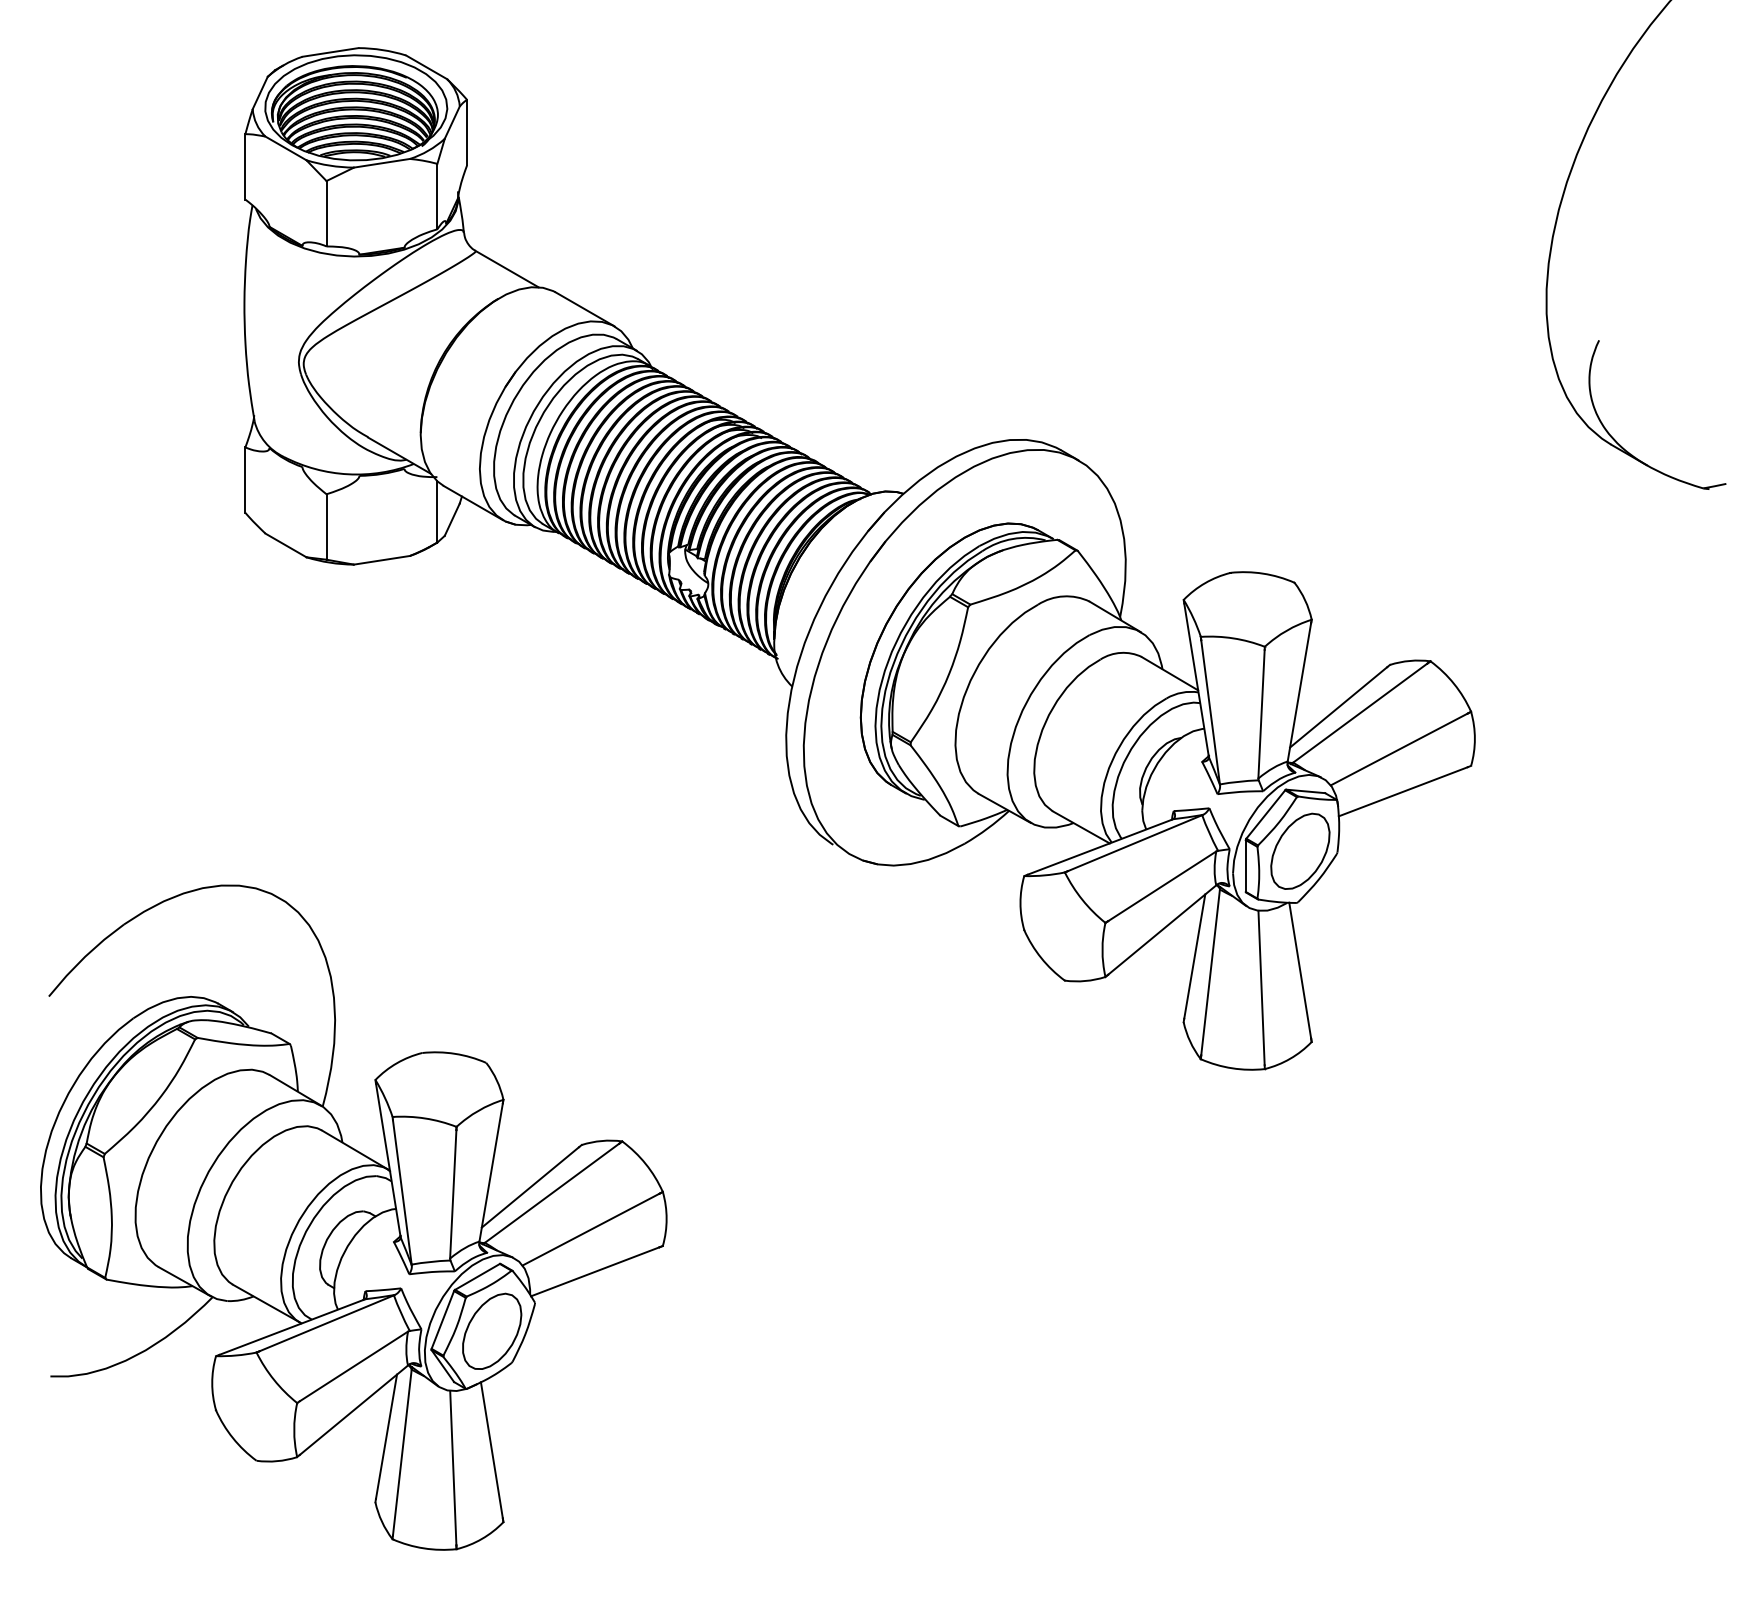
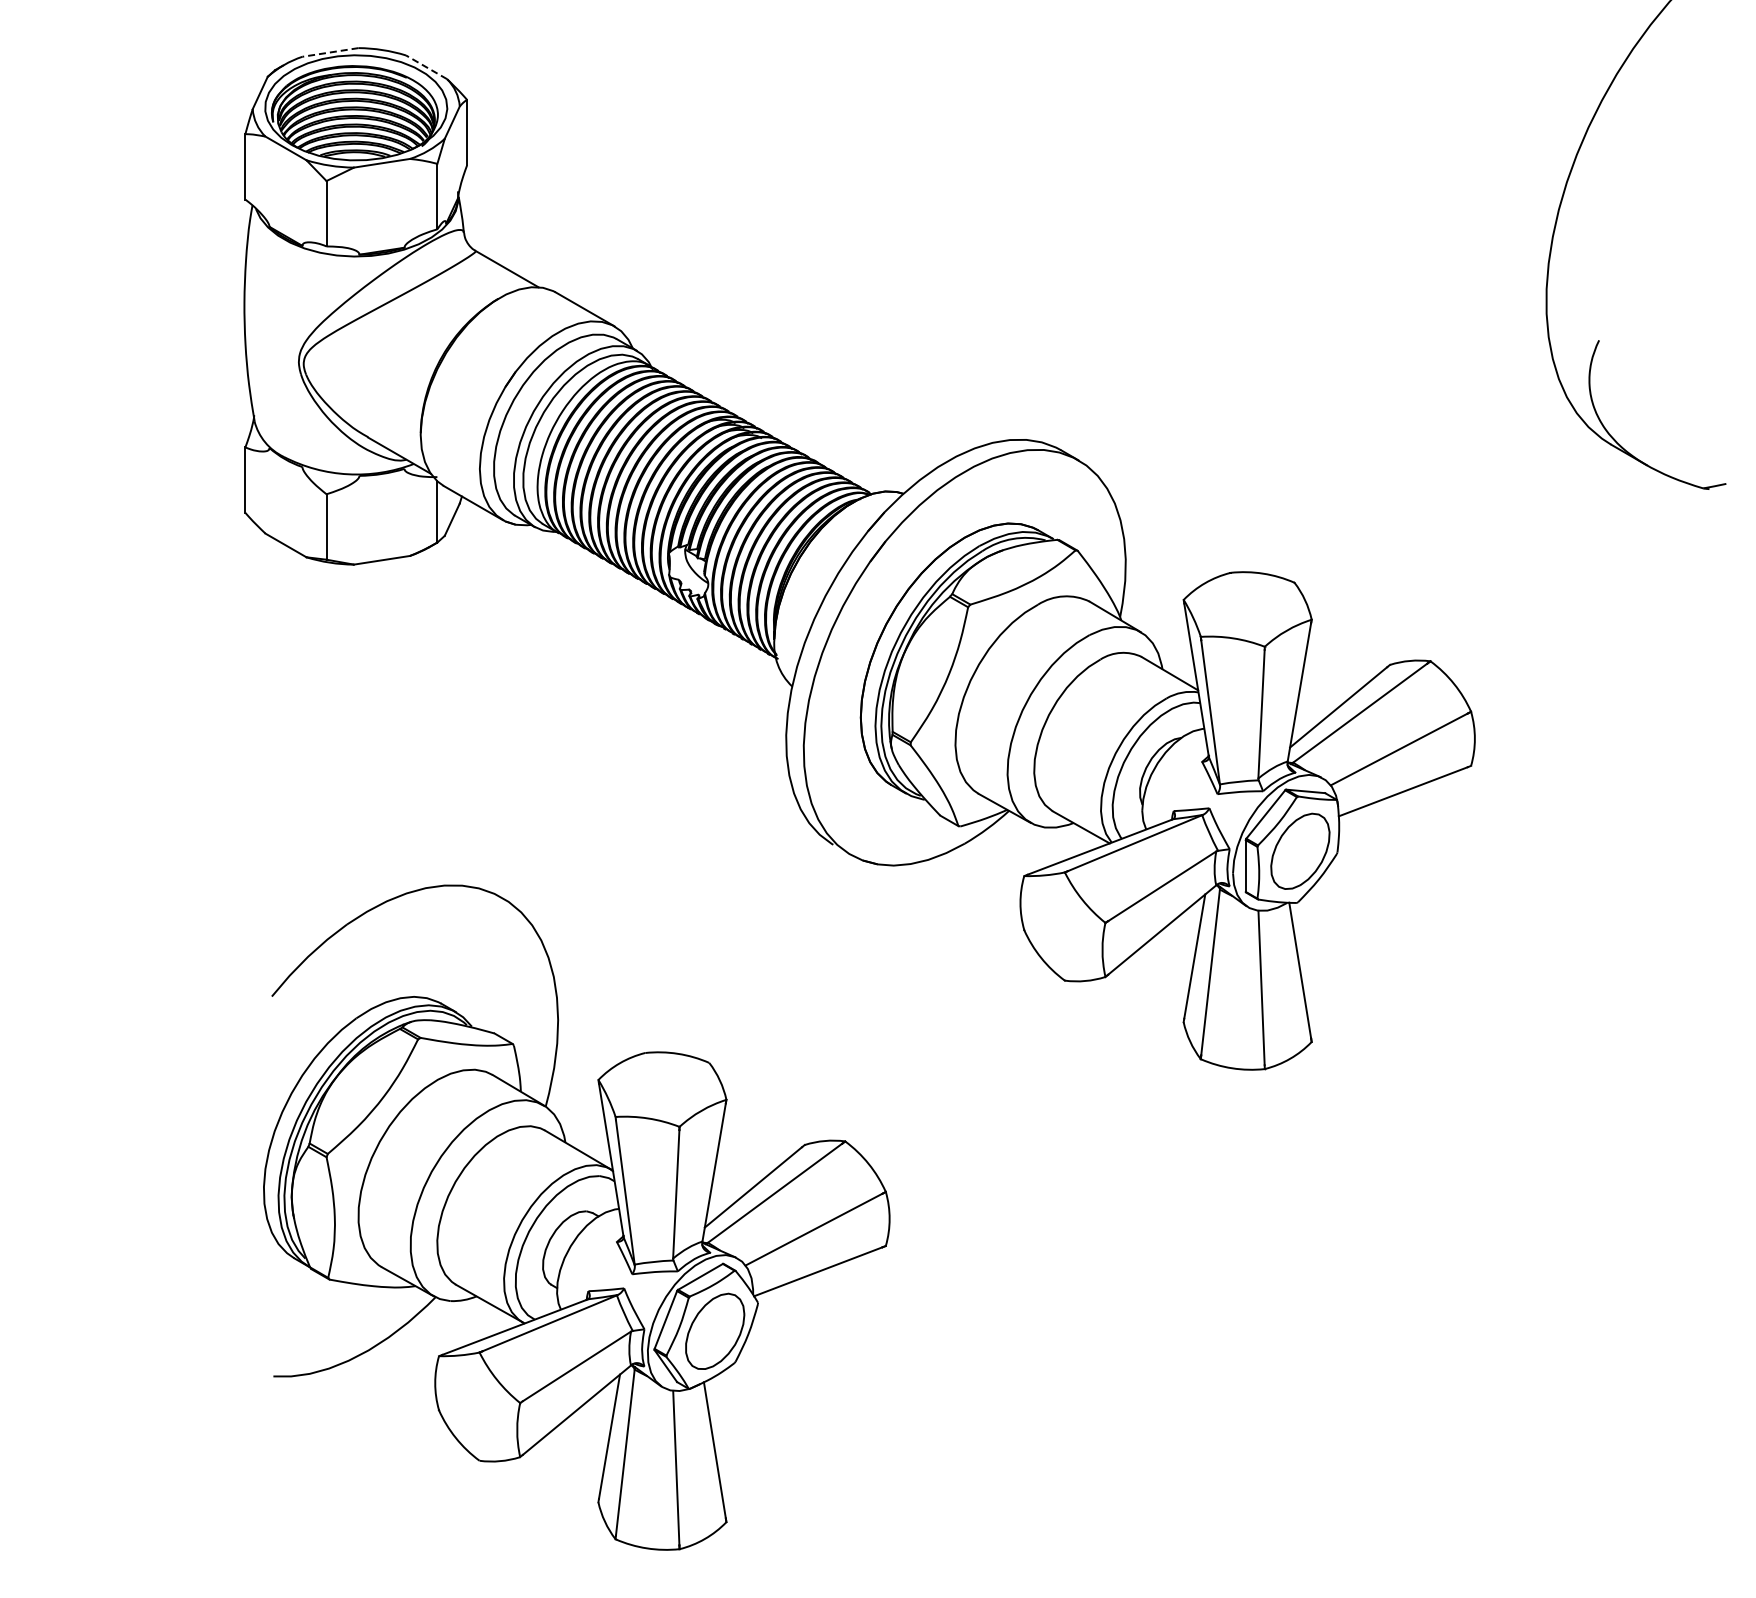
line: solid -> dashed (330, 52)
line: solid -> dashed (426, 67)
part position: (353, 1217) -> (576, 1217) (576, 1217)
